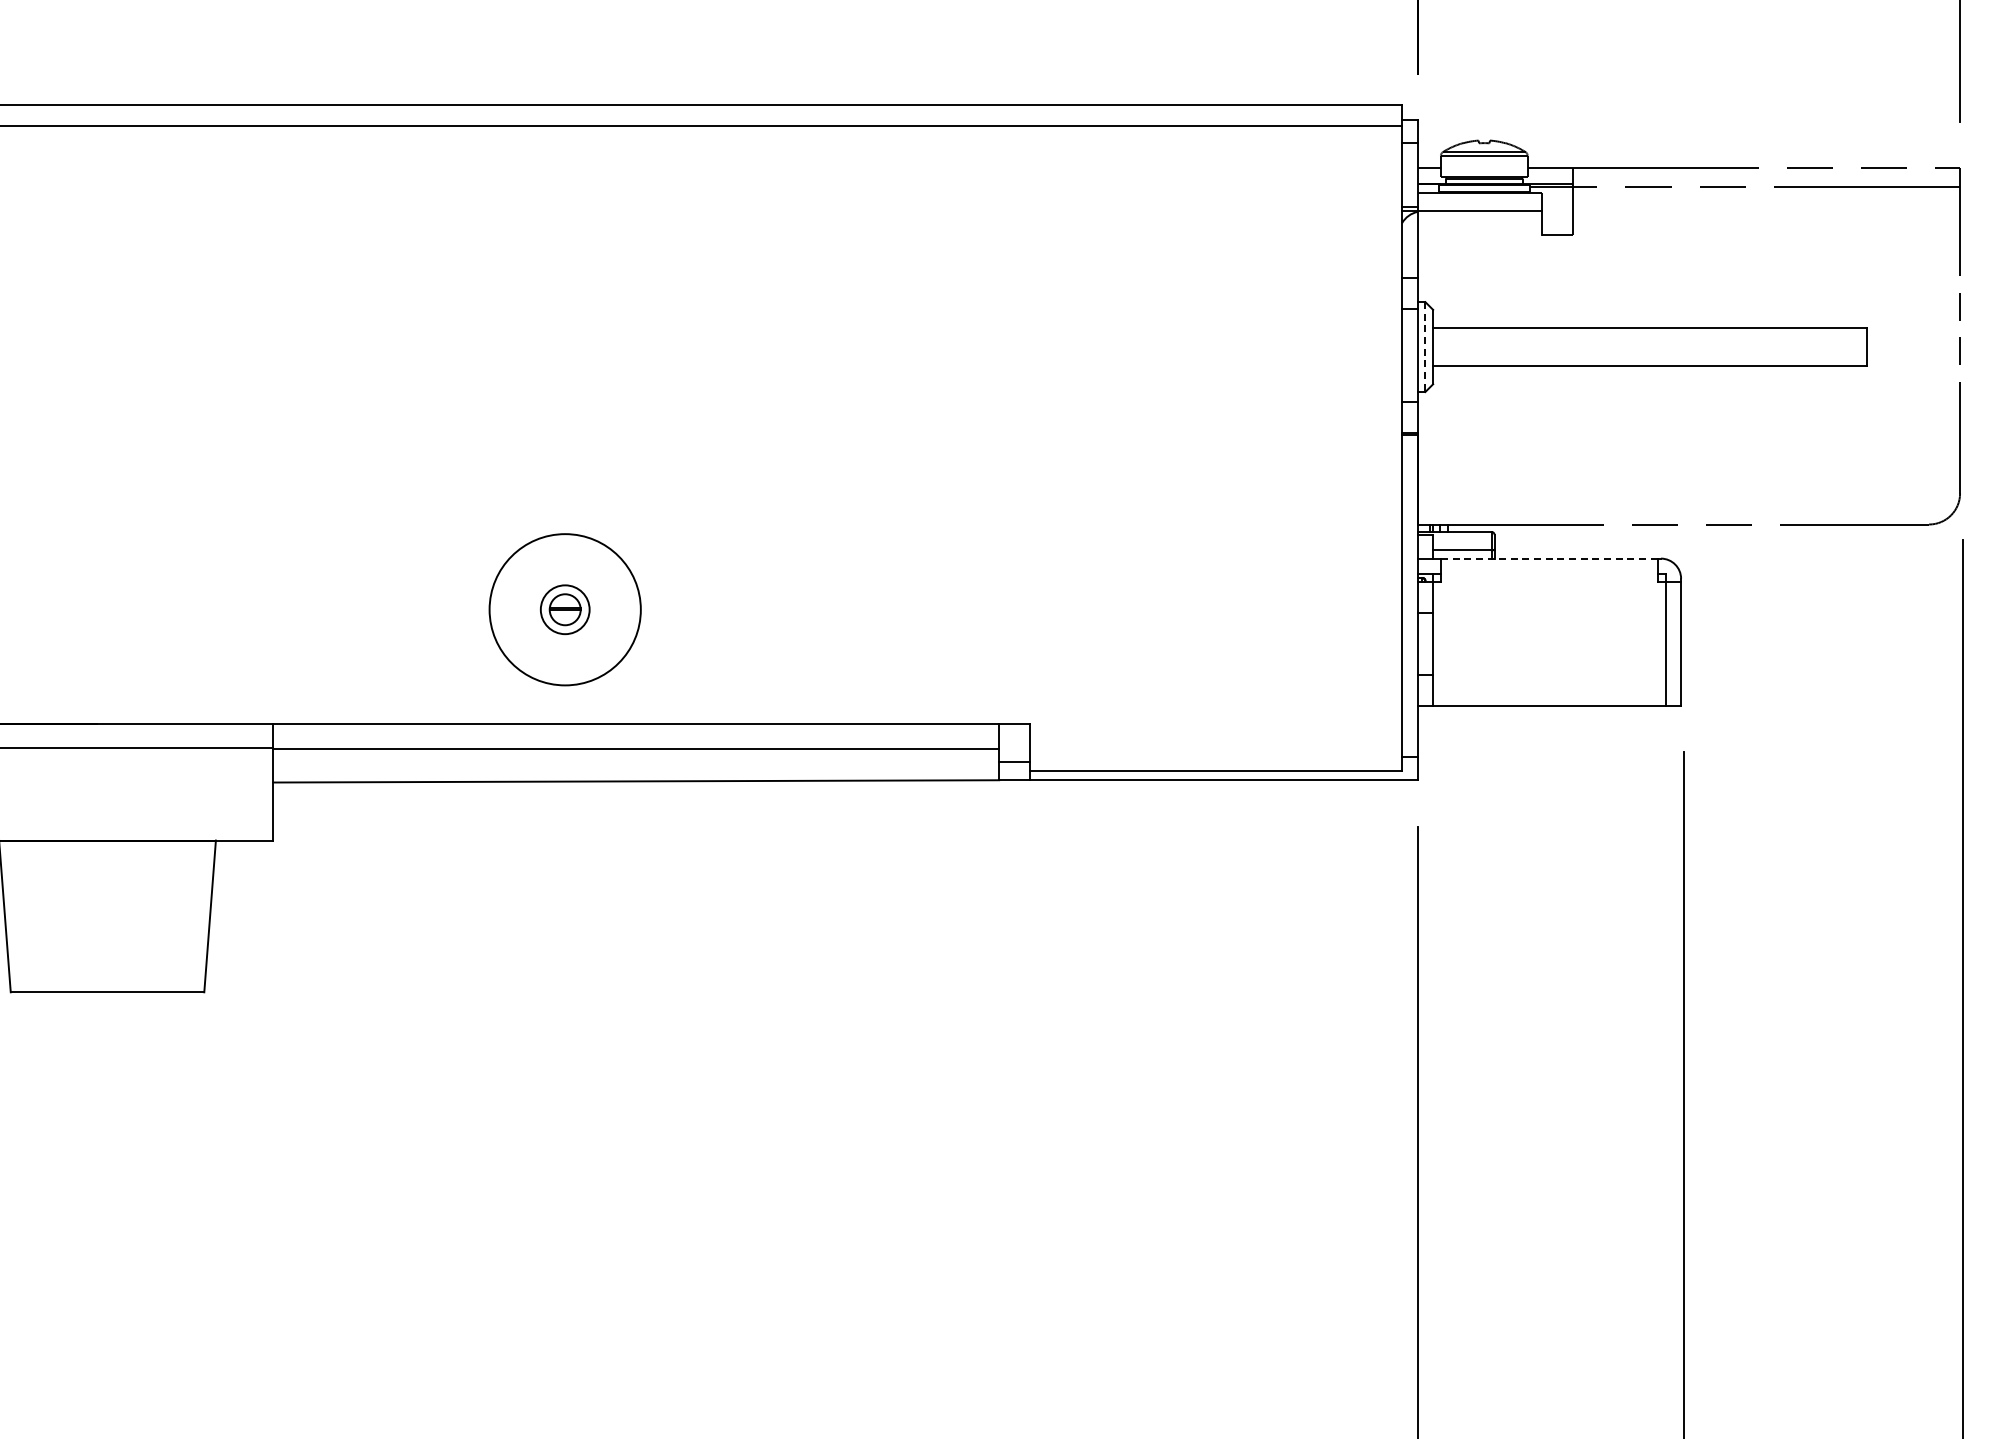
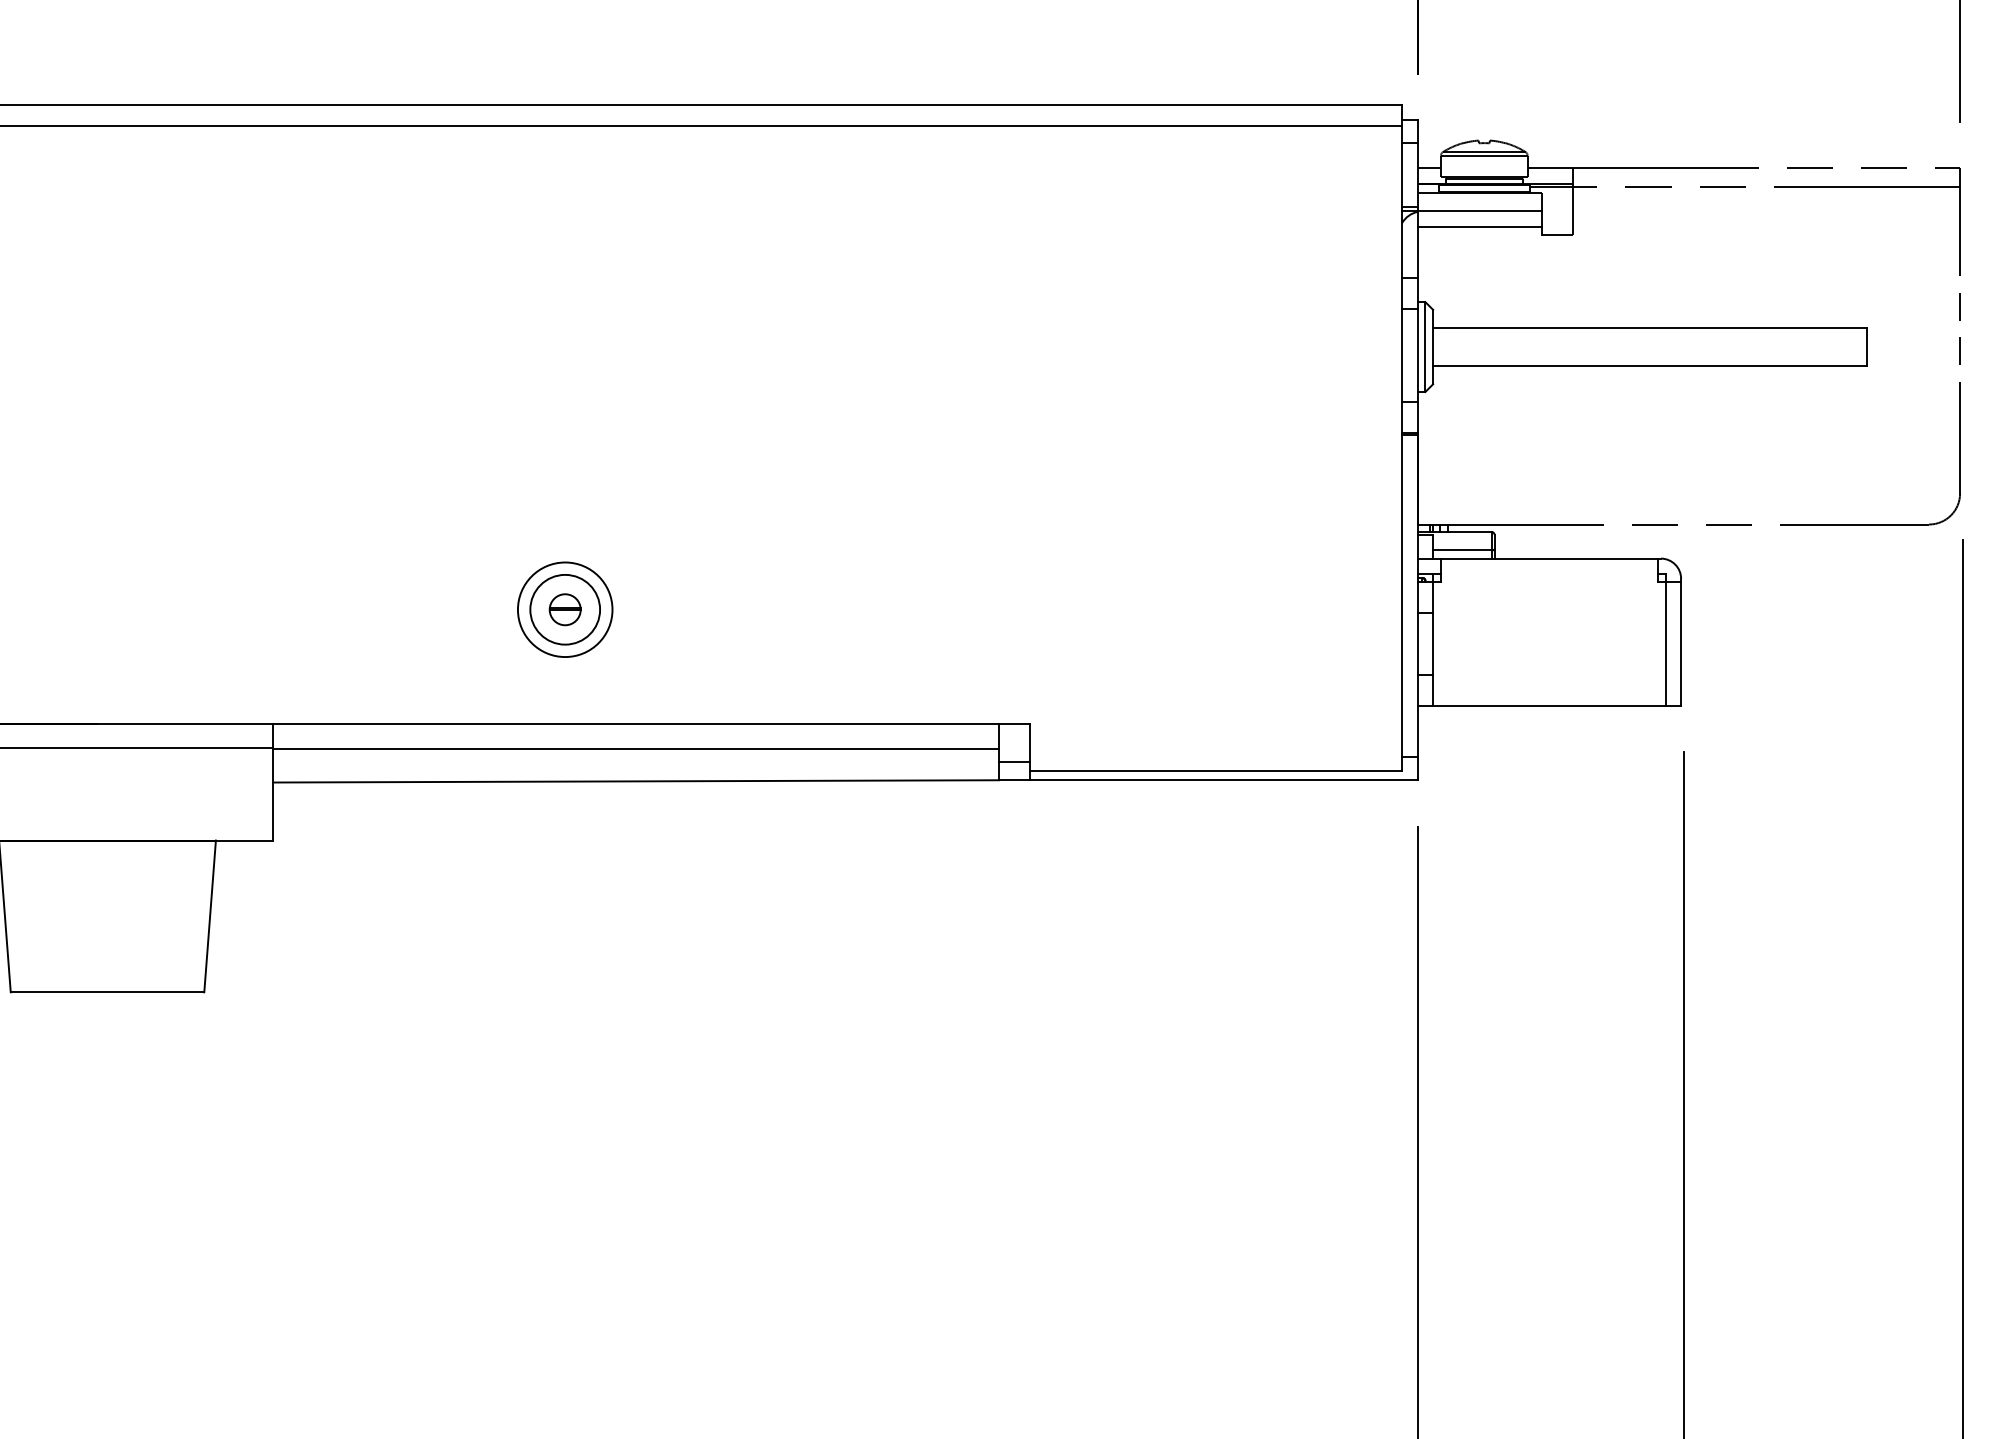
line: none -> present (1479, 226)
line: dashed -> solid (1425, 347)
line: dashed -> solid (1549, 558)
circle diameter: 151 px -> 95 px (564, 609)
circle diameter: 49 px -> 70 px (565, 609)
